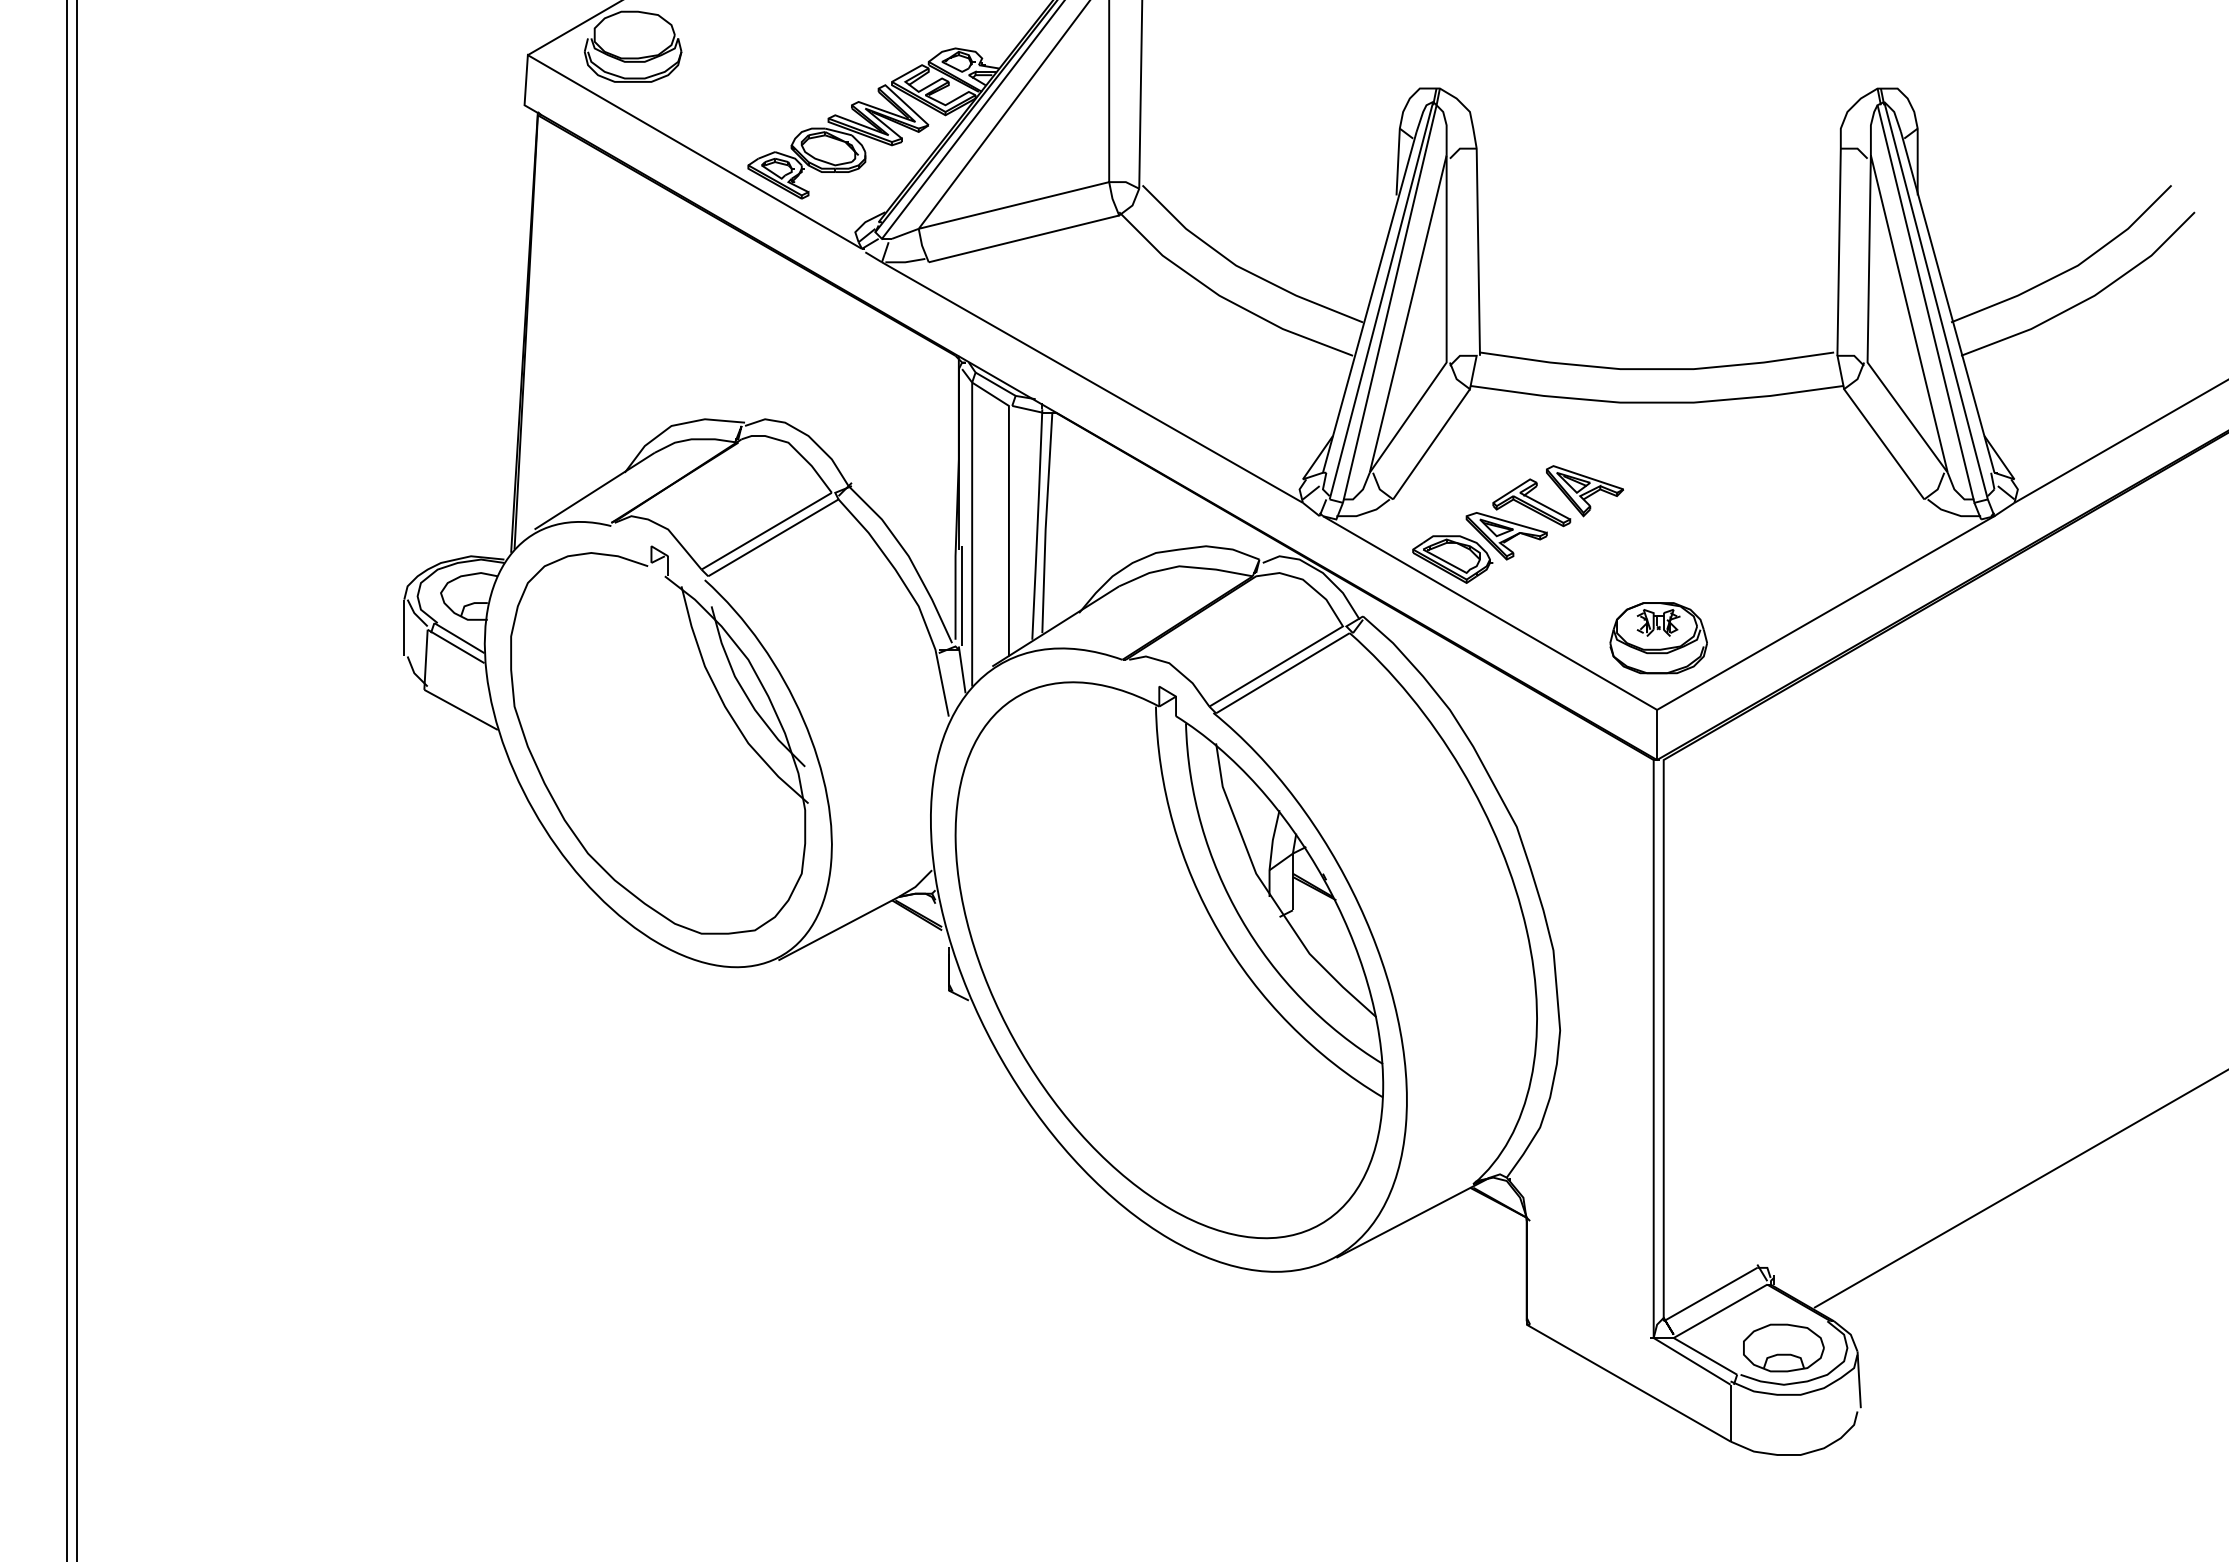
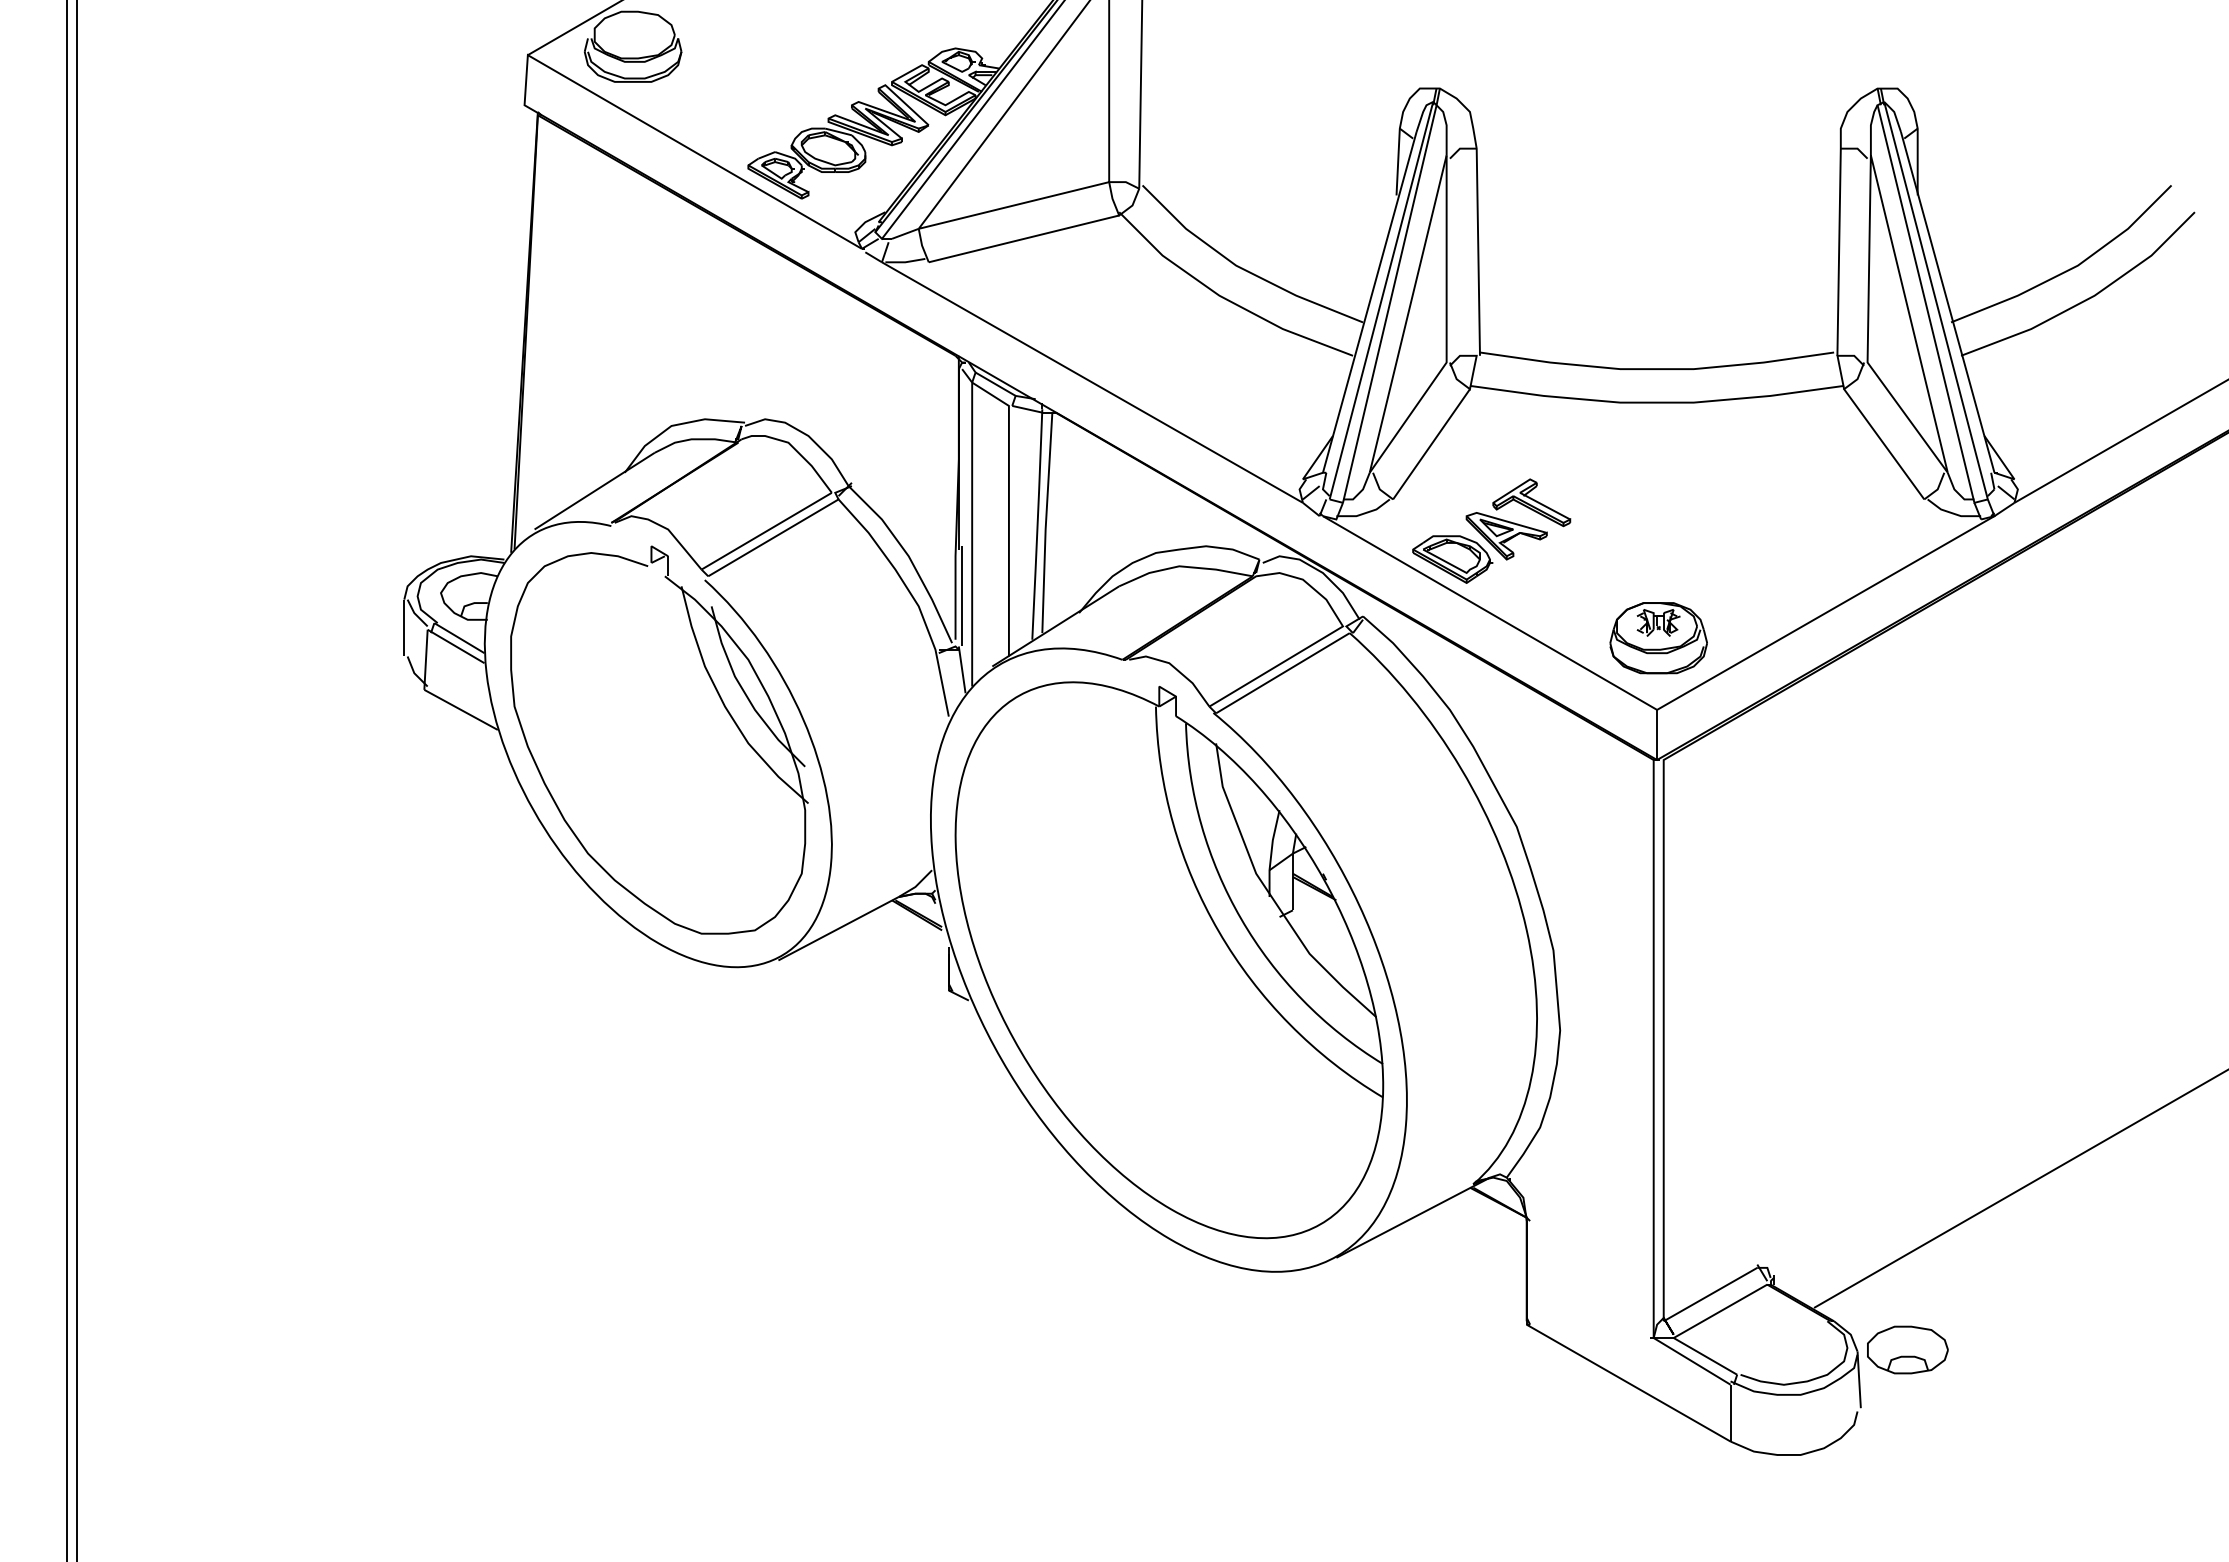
part: present -> none (1584, 491)
part position: (1783, 1347) -> (1907, 1349) (1907, 1349)
